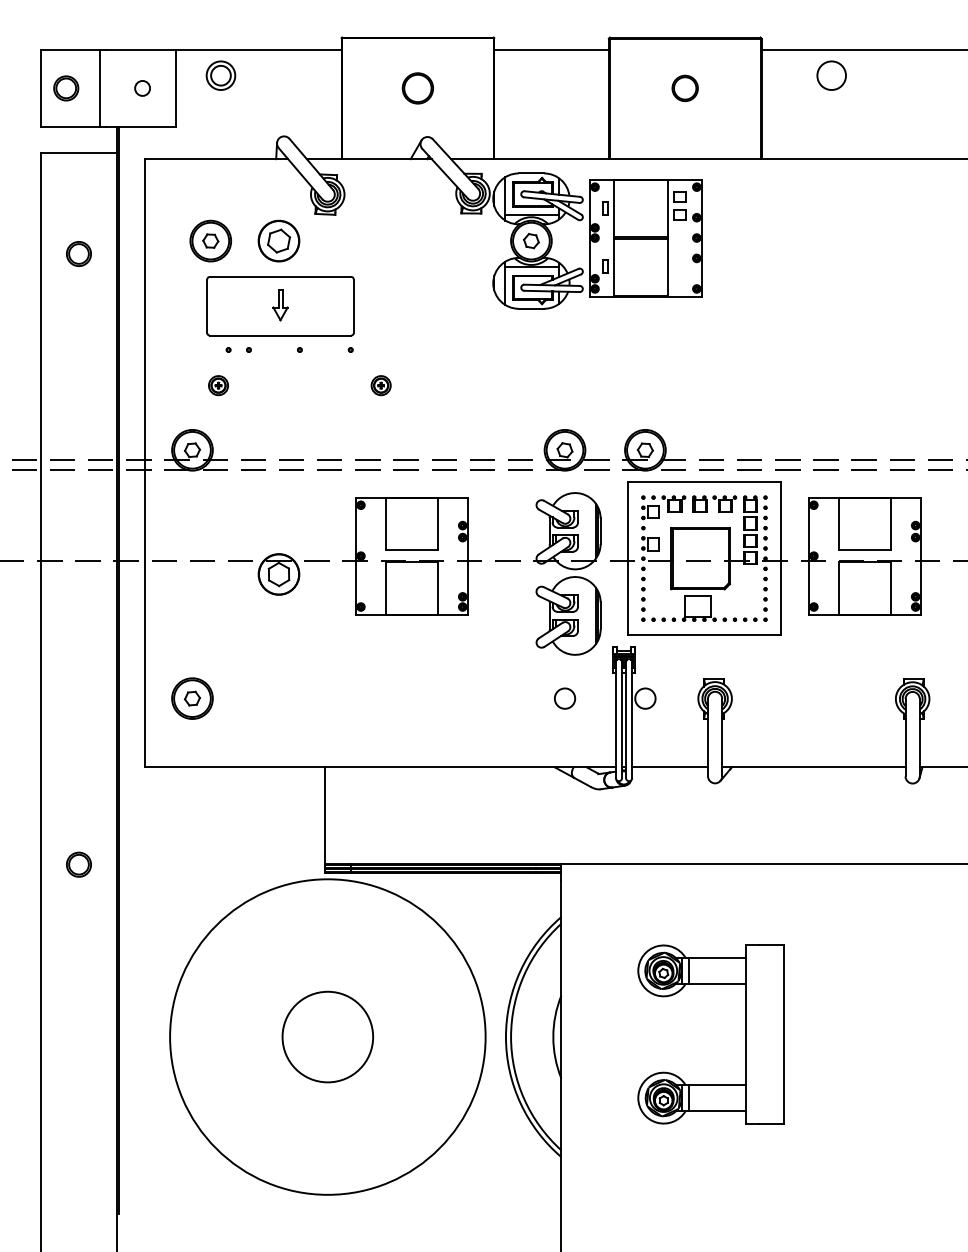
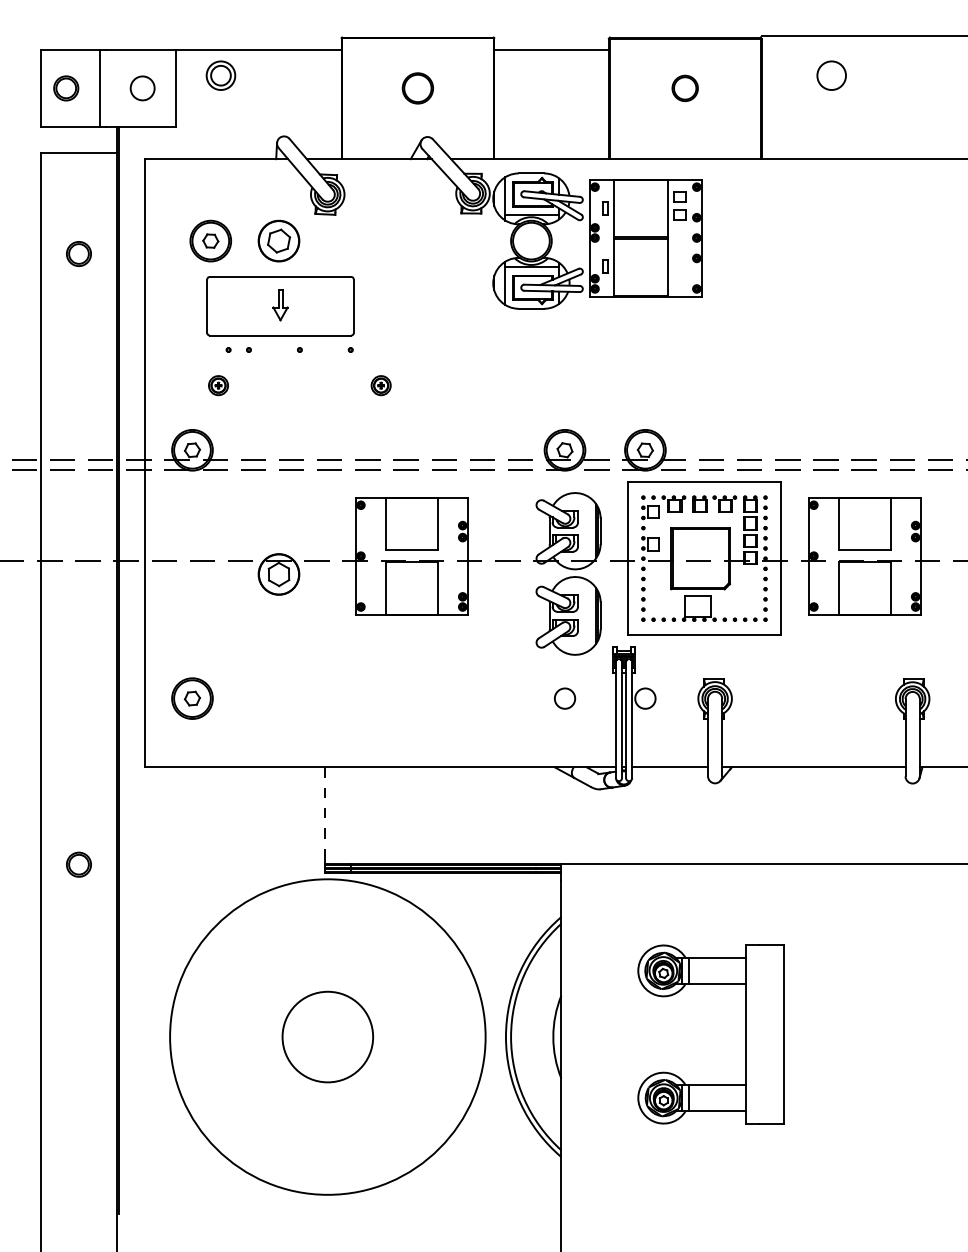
line position: (862, 50) -> (862, 36) (862, 36)
circle size: 17x17 px -> 27x27 px (142, 88)
part: present -> none (531, 241)
line: solid -> dashed (325, 812)
